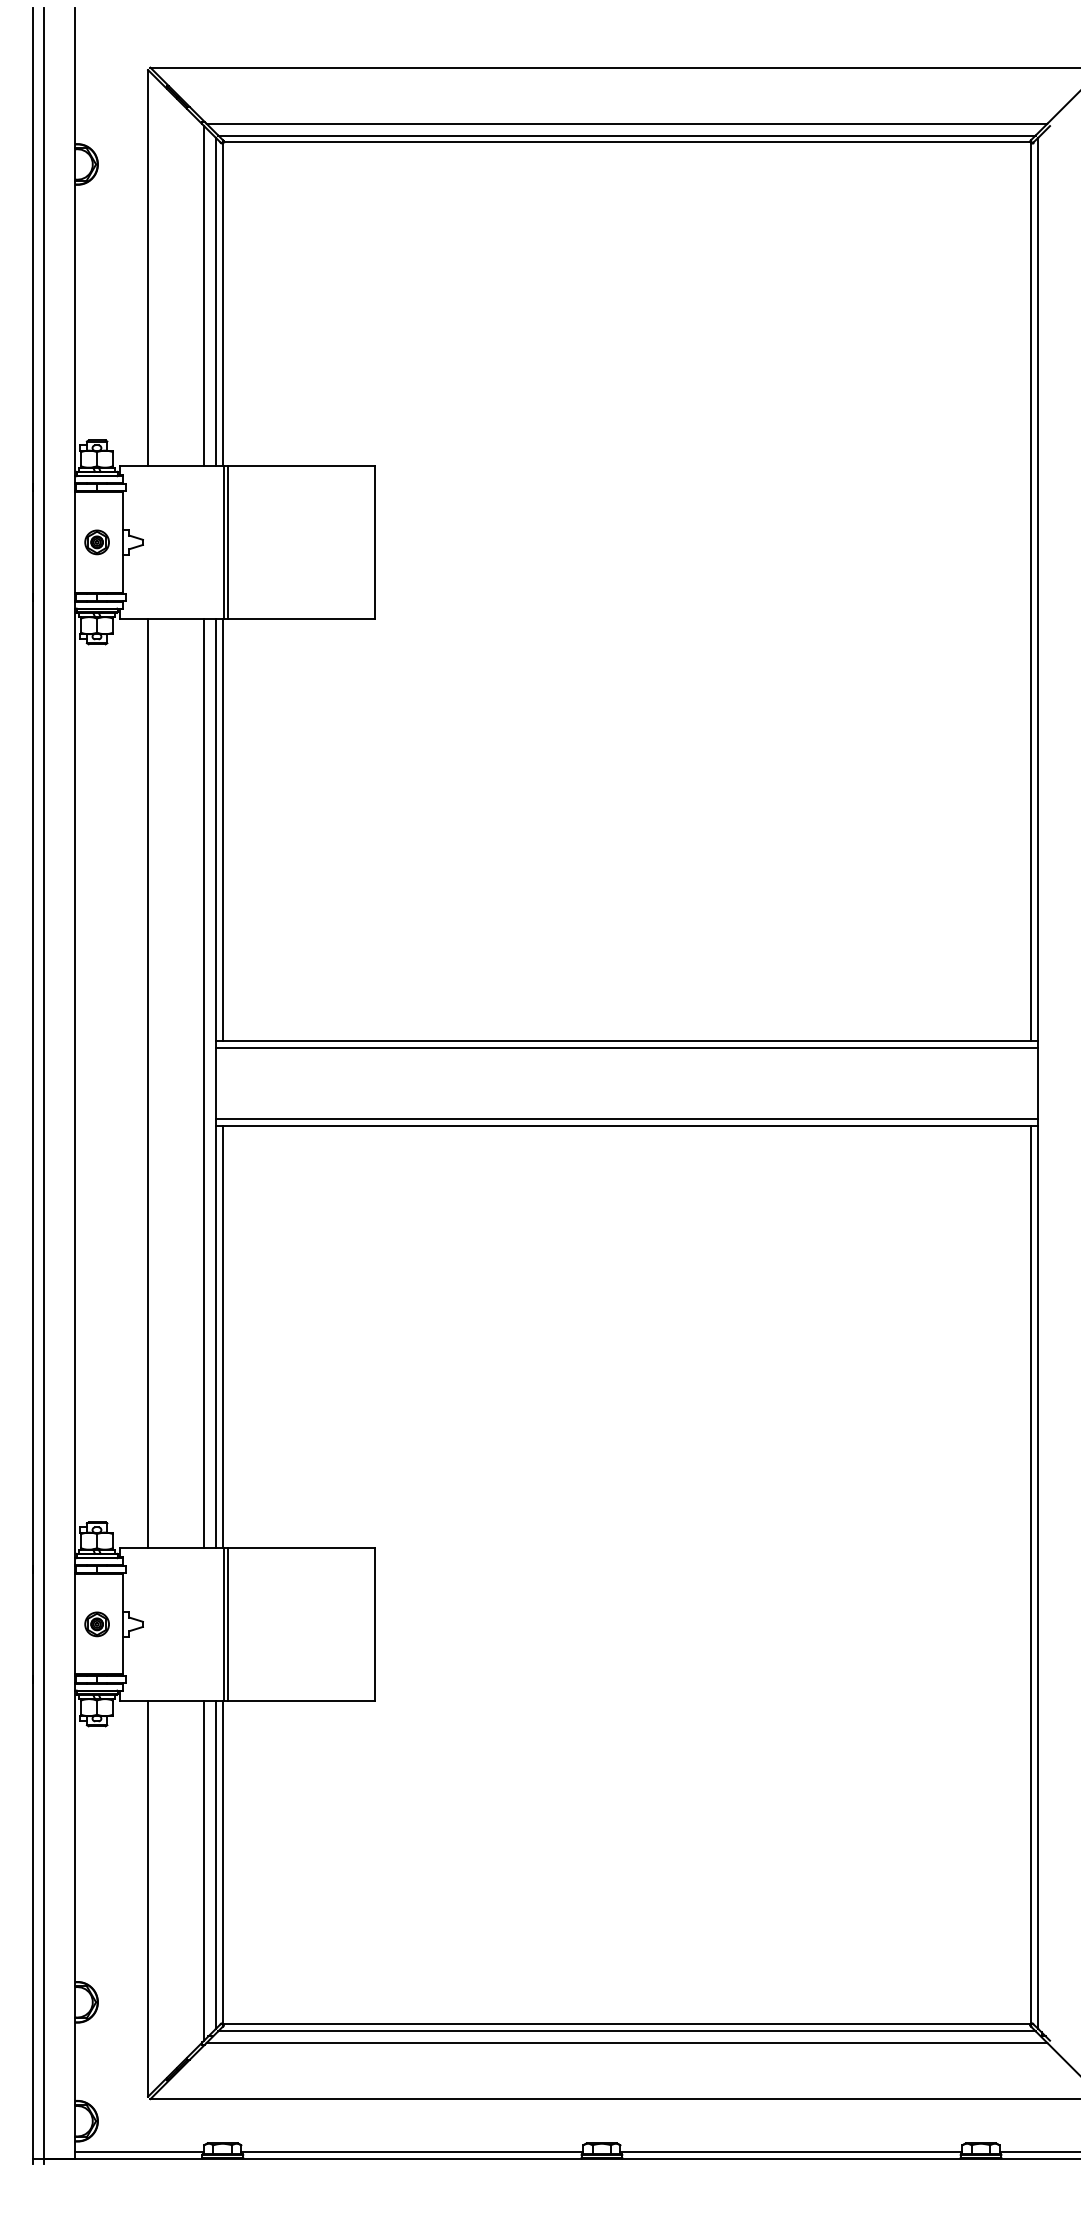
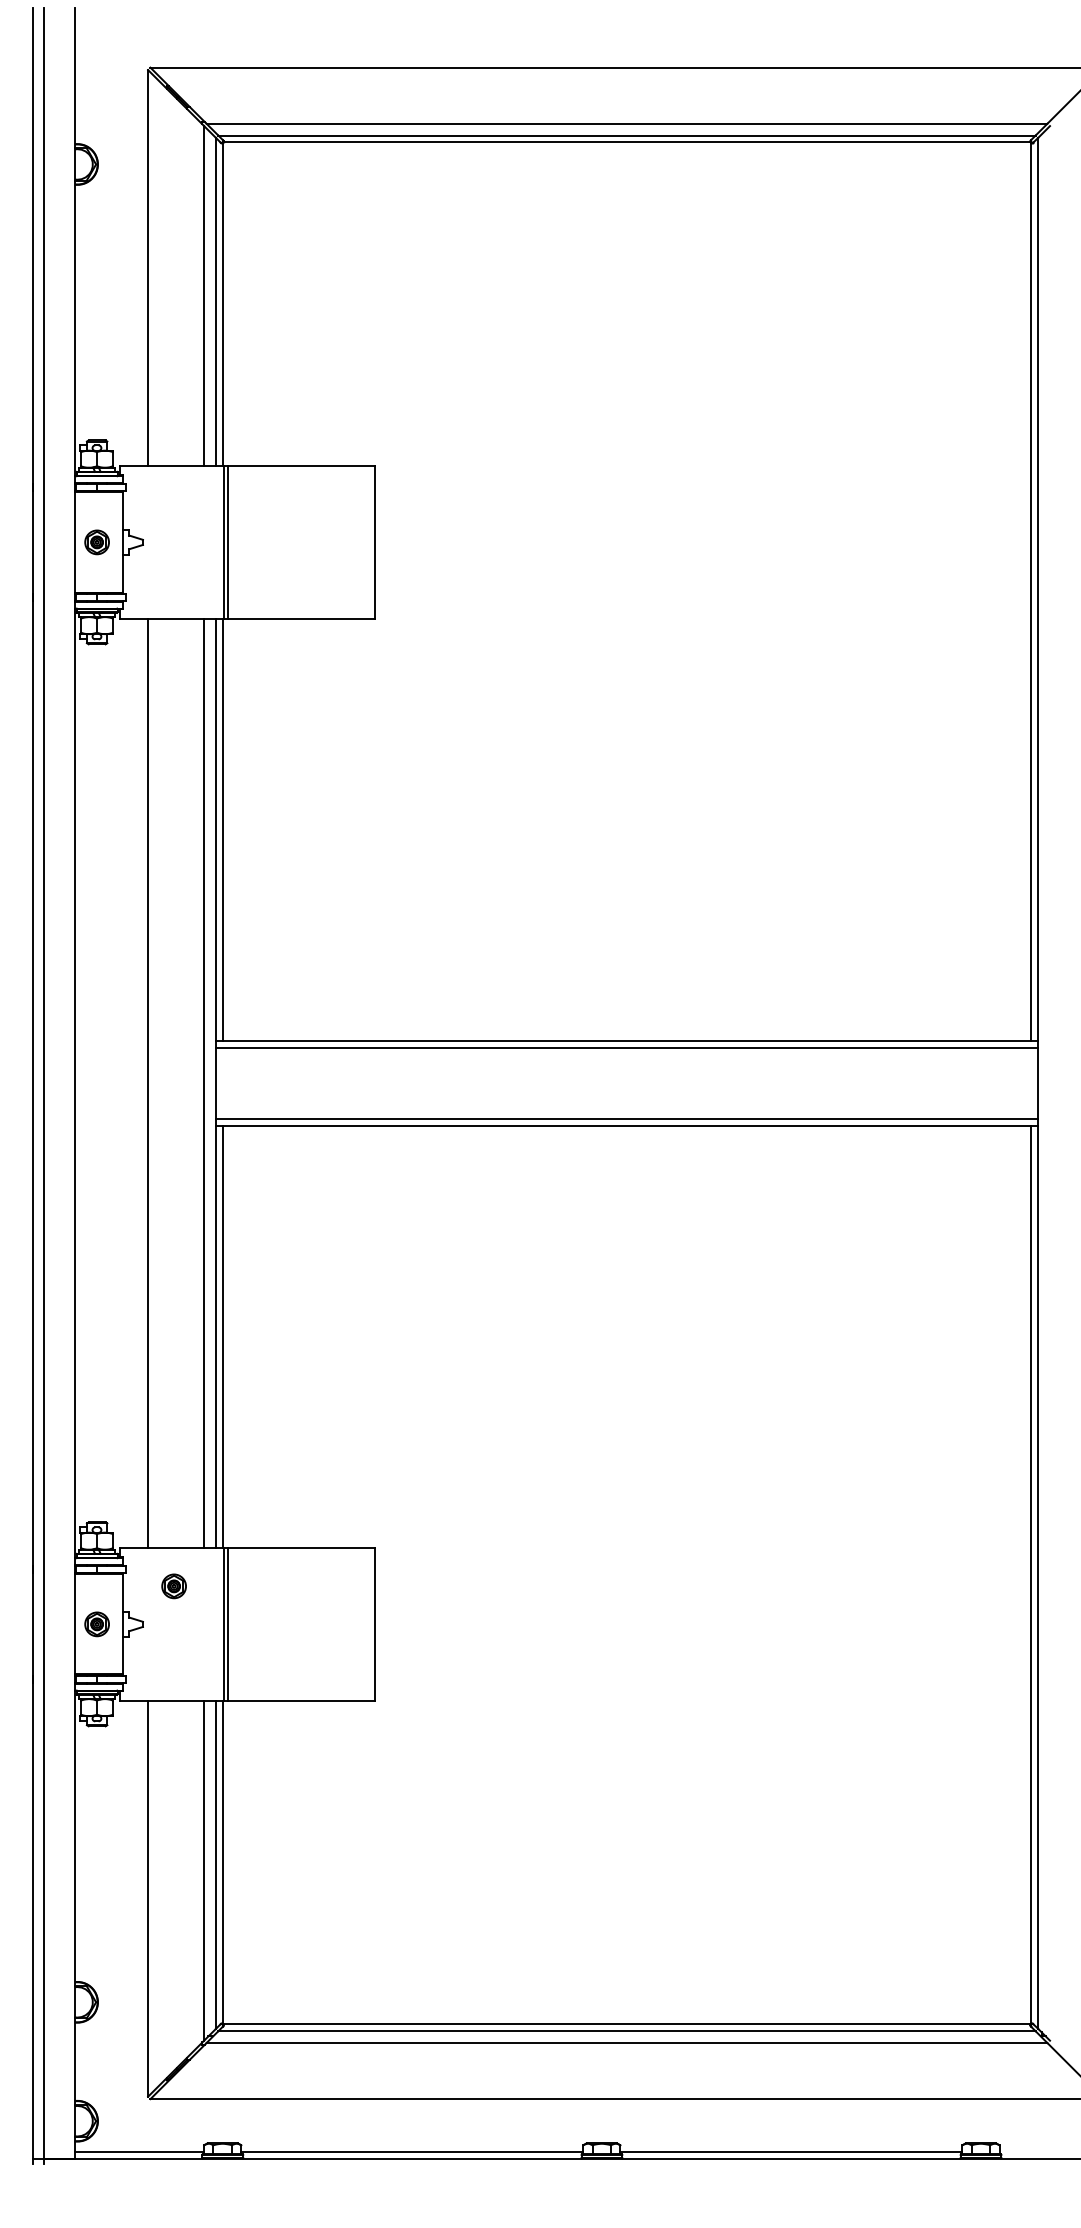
part: none -> present (173, 1586)
line: present -> none (1038, 2151)
